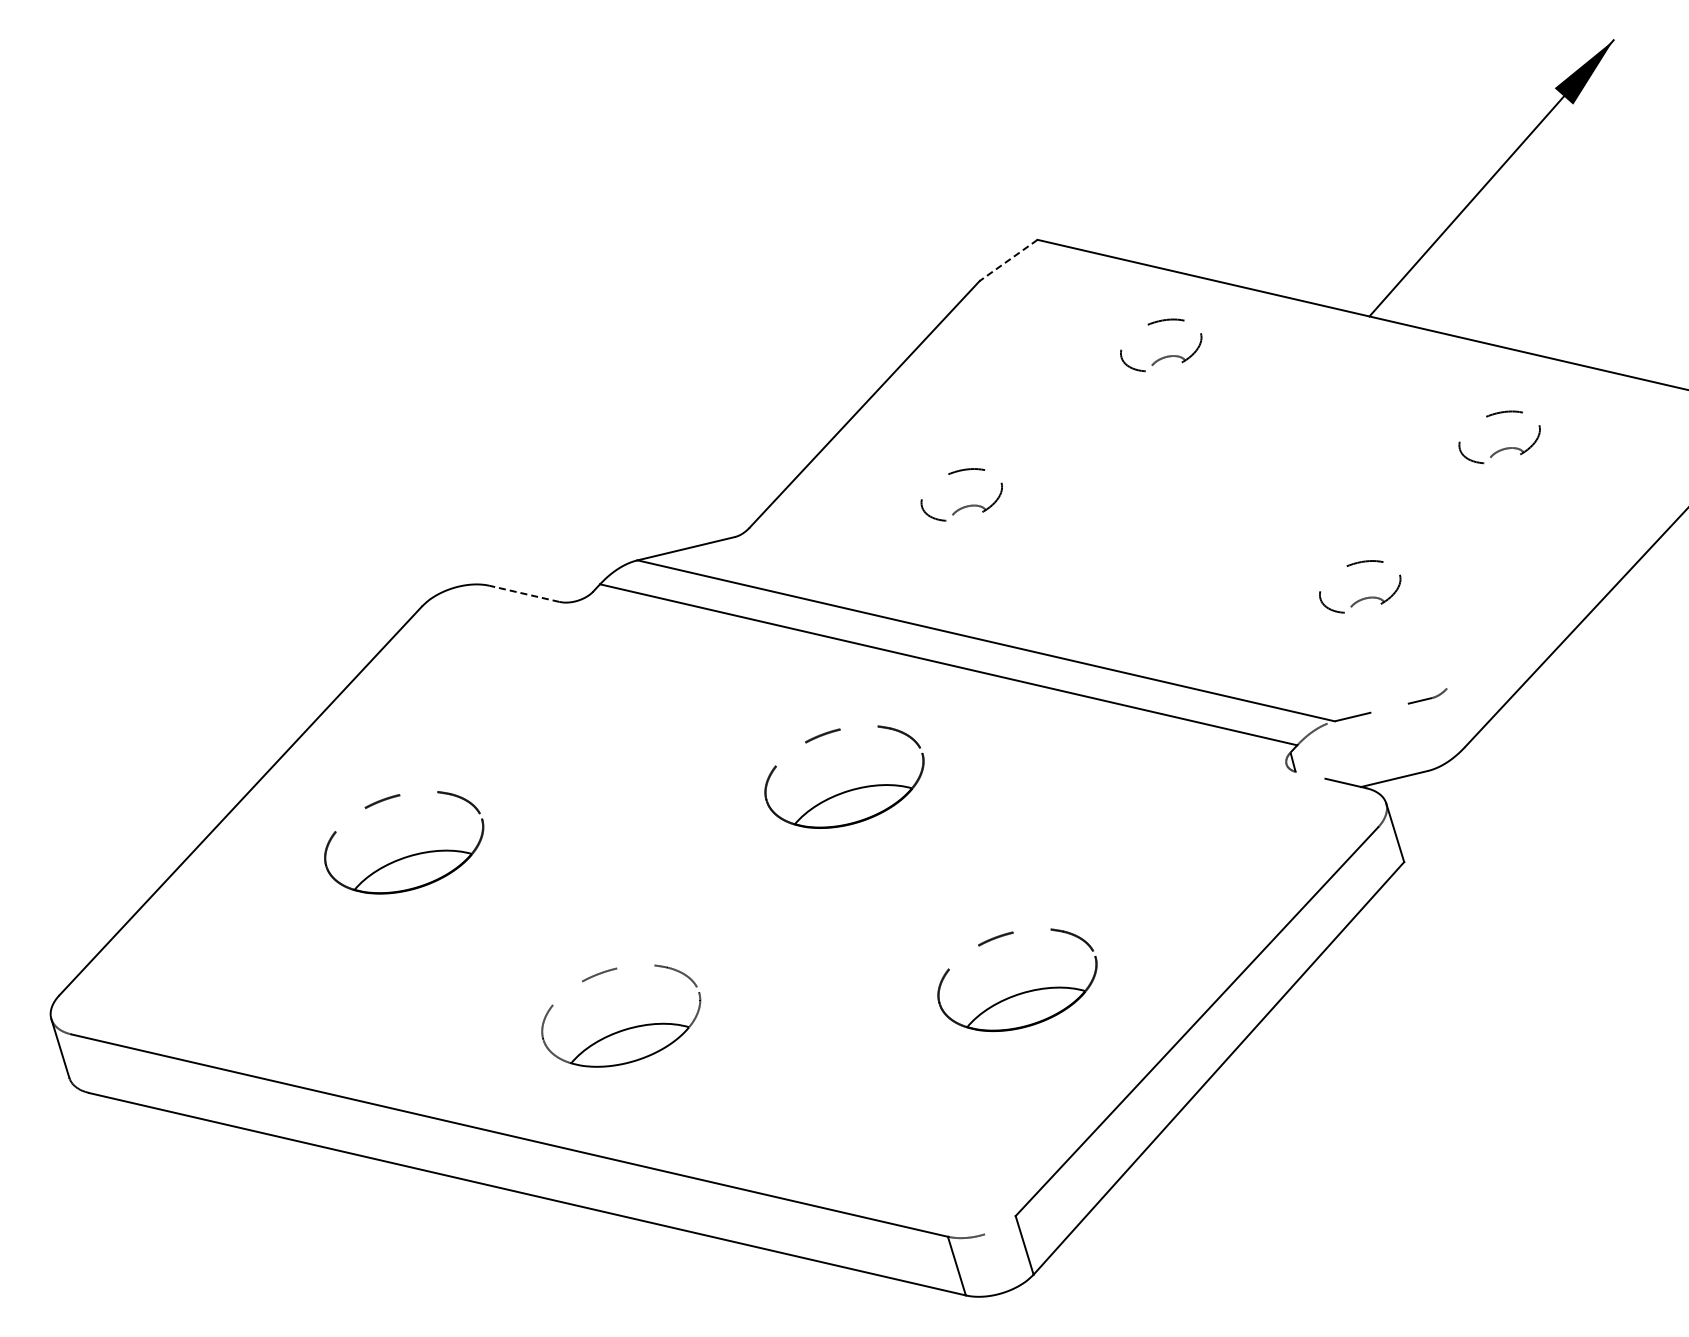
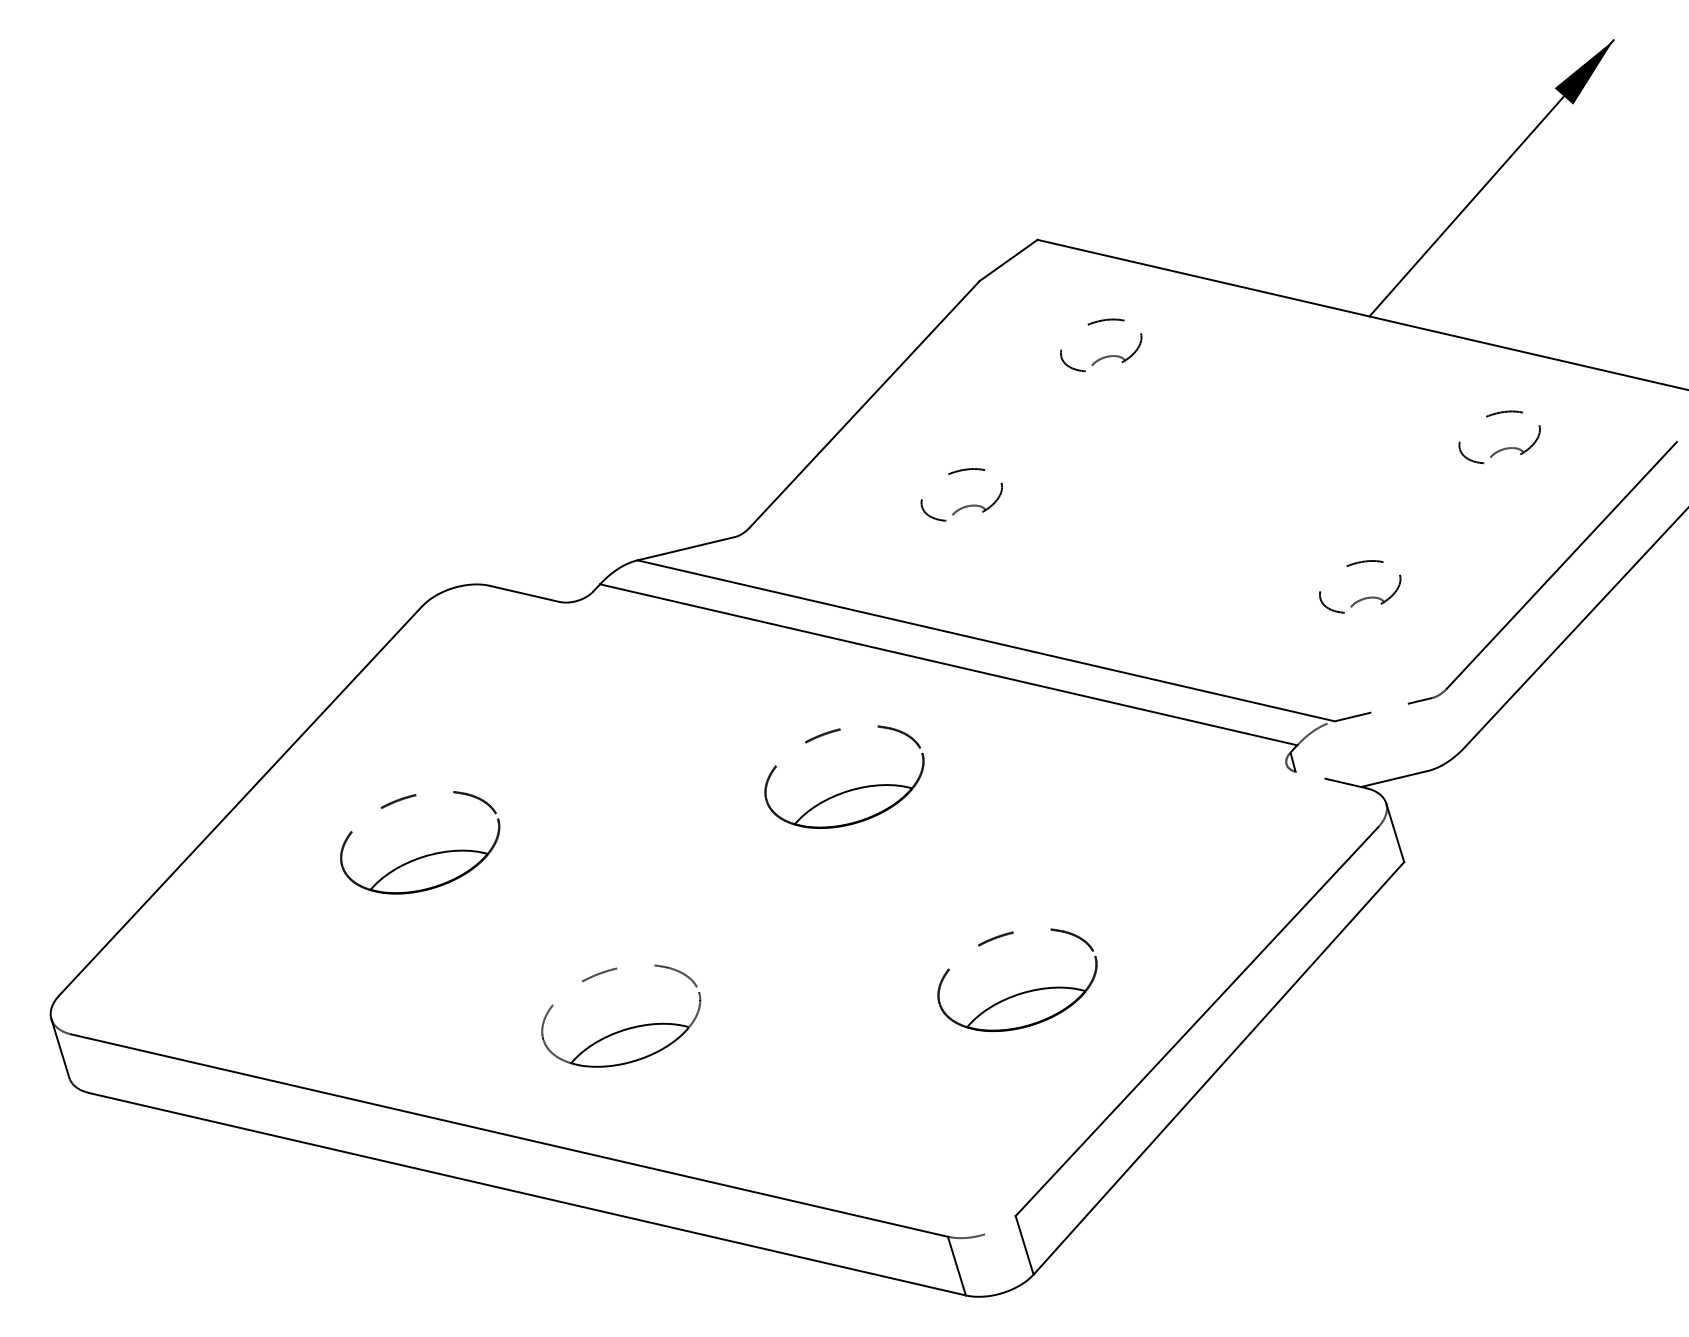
line: dashed -> solid (1008, 260)
part position: (1163, 356) -> (1103, 356) (1103, 356)
line: none -> present (1561, 564)
line: dashed -> solid (524, 593)
part position: (407, 855) -> (423, 855) (423, 855)
